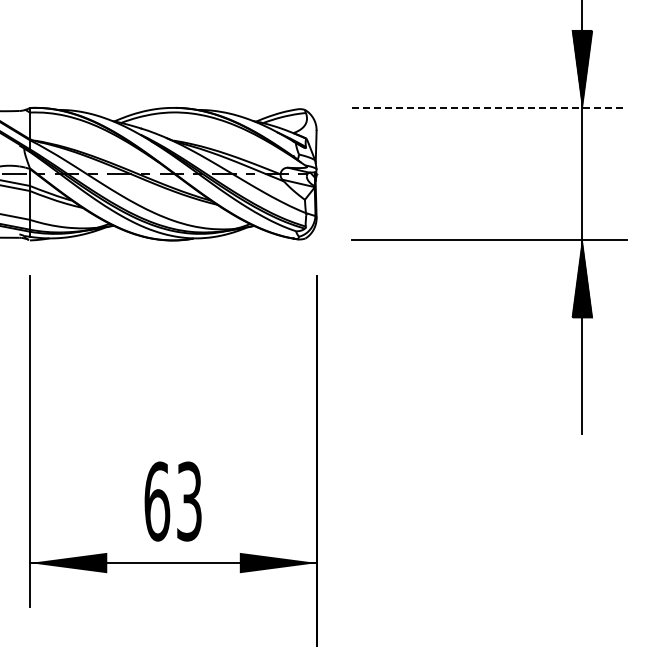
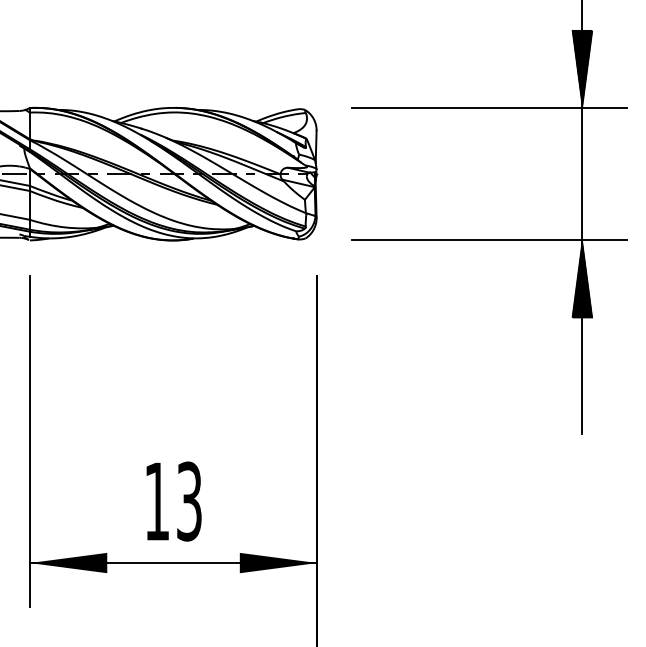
line: dashed -> solid (489, 107)
text: 63 -> 13 (157, 501)
